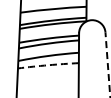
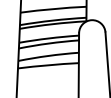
line: dashed -> solid (107, 64)
arc: dashed -> solid (48, 65)
